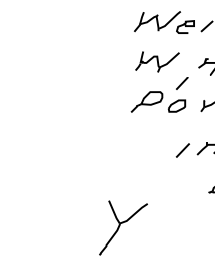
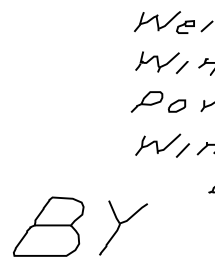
line position: (182, 83) -> (182, 67) (182, 67)
part: none -> present (158, 144)
part: none -> present (48, 226)
